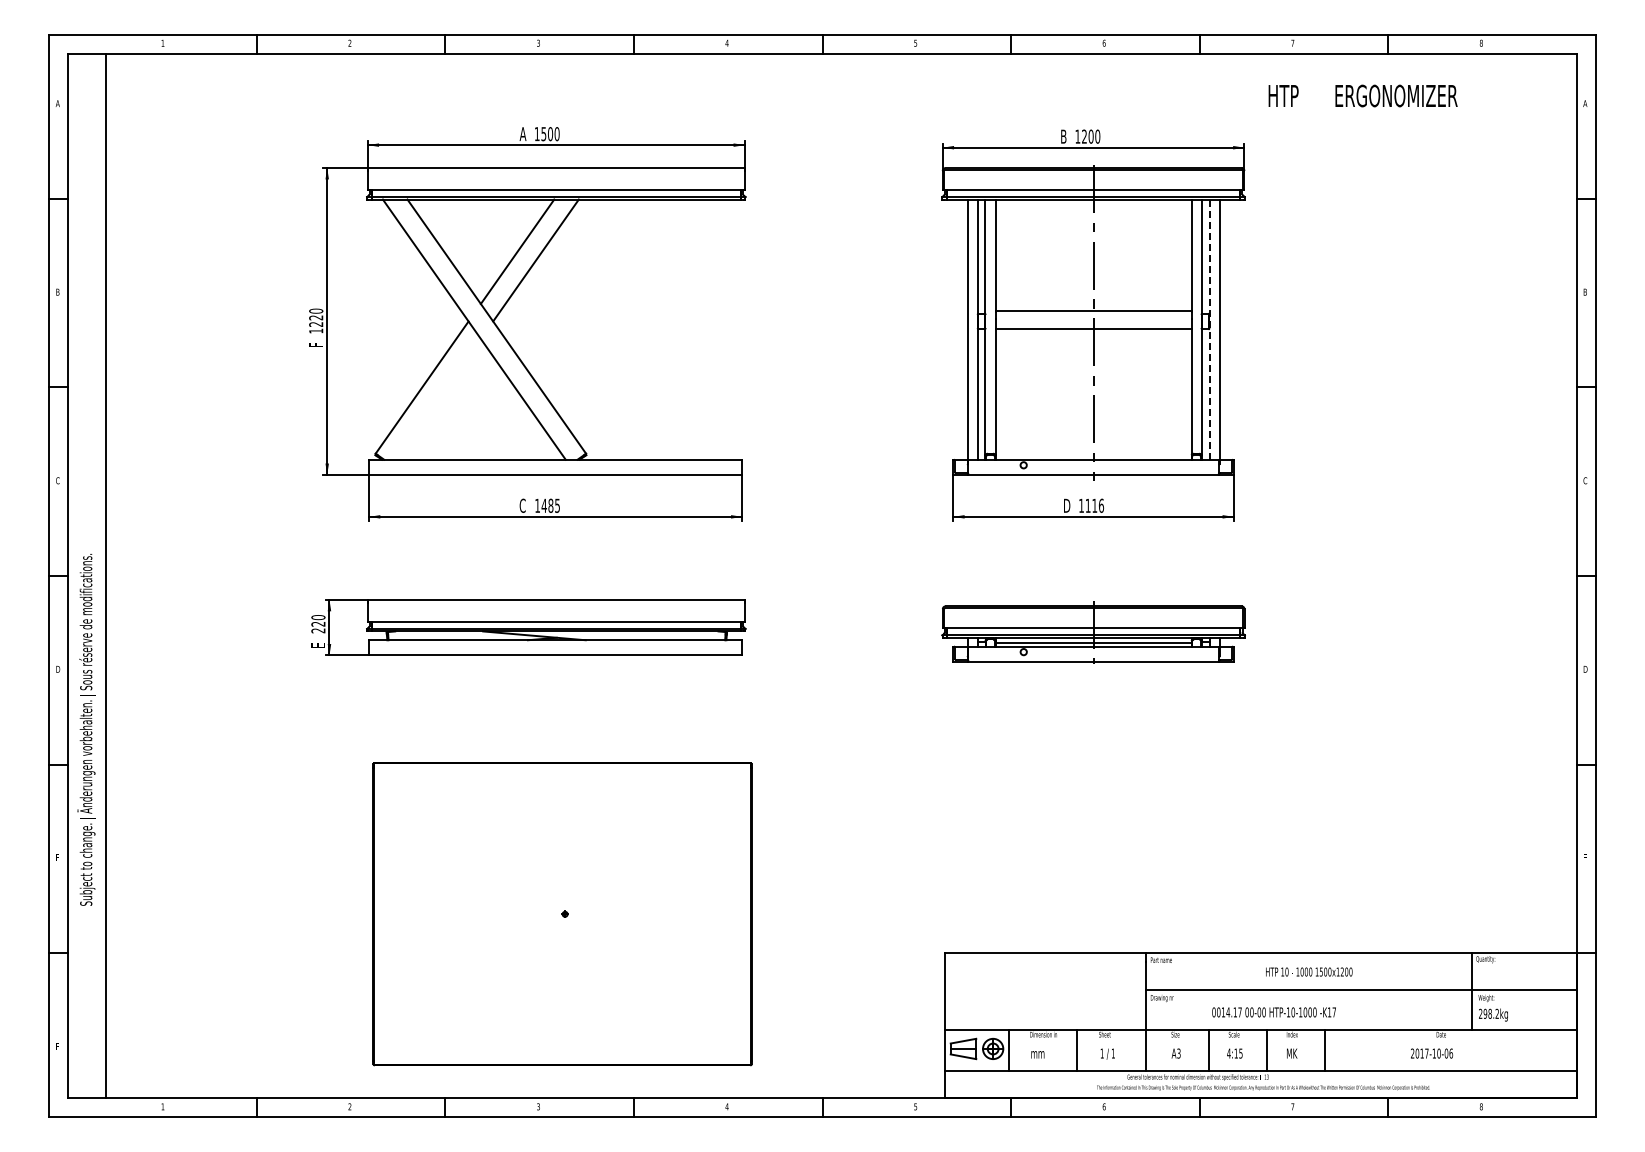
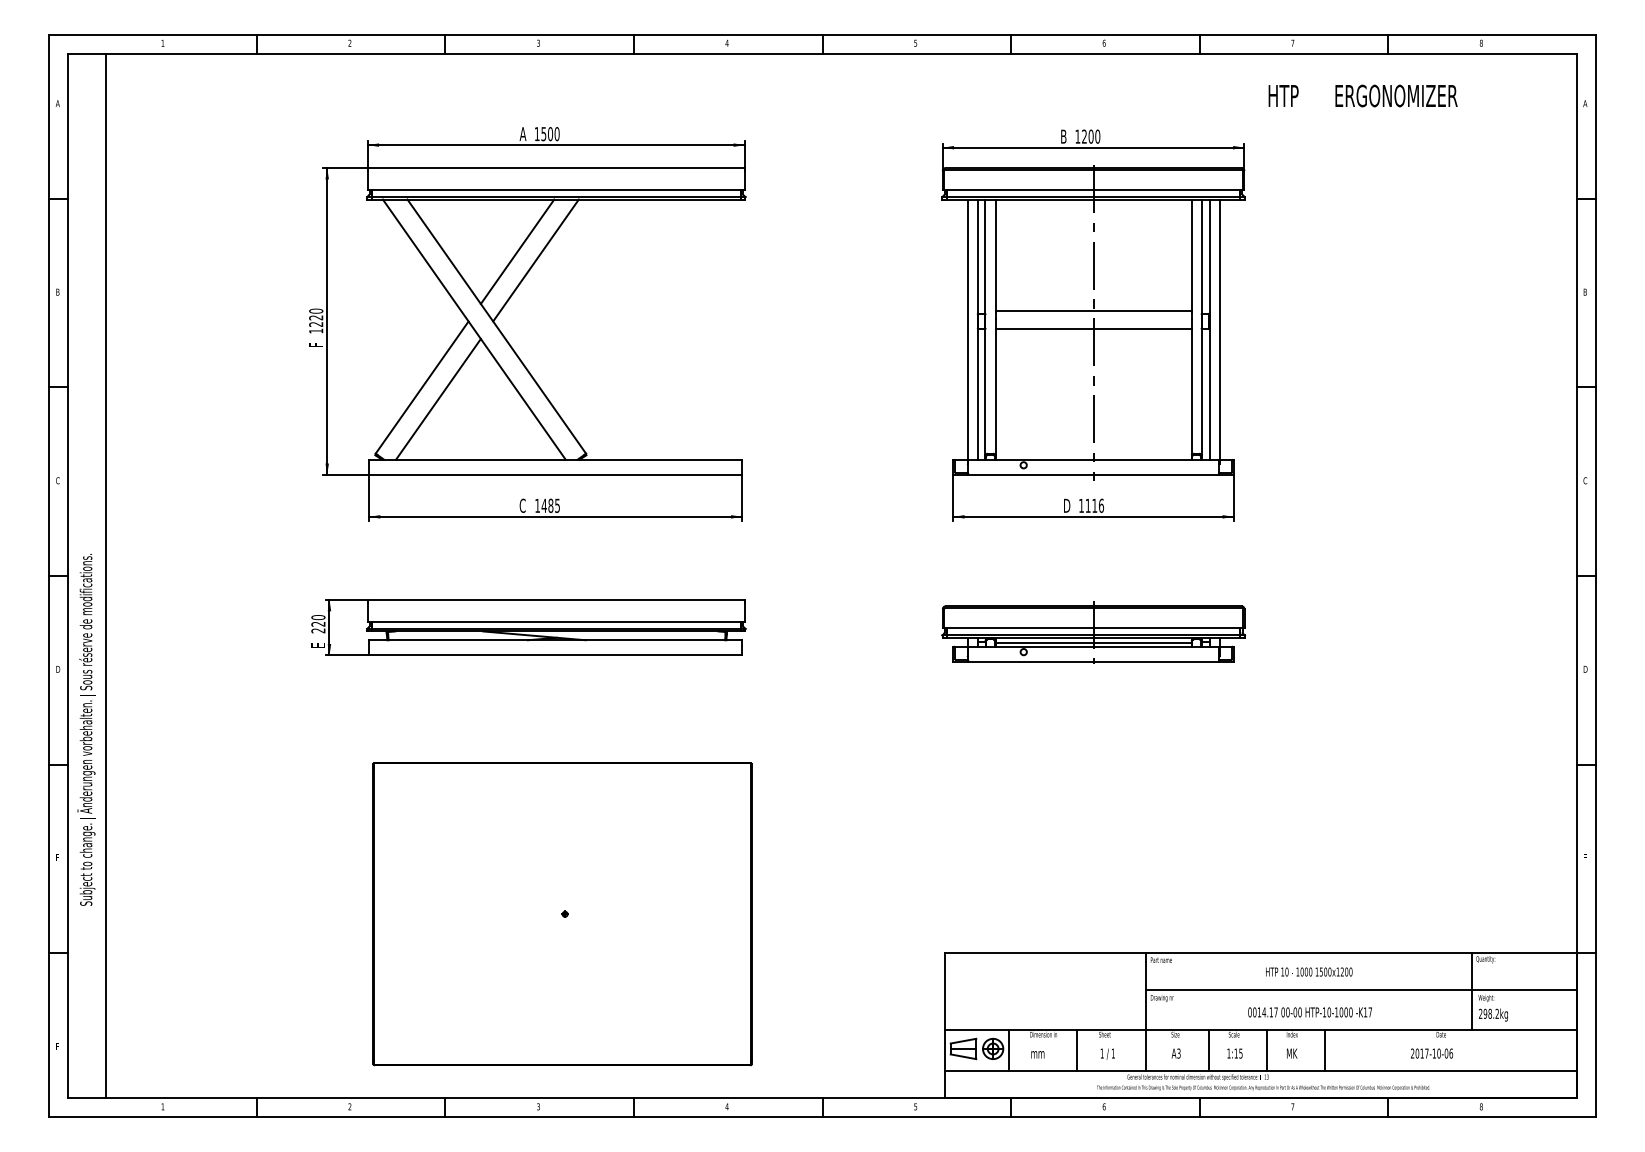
line: dashed -> solid (1209, 329)
line: none -> present (438, 398)
text position: (1273, 1012) -> (1309, 1012) (1309, 1012)
text: 4:15 -> 1:15 (1228, 1053)
